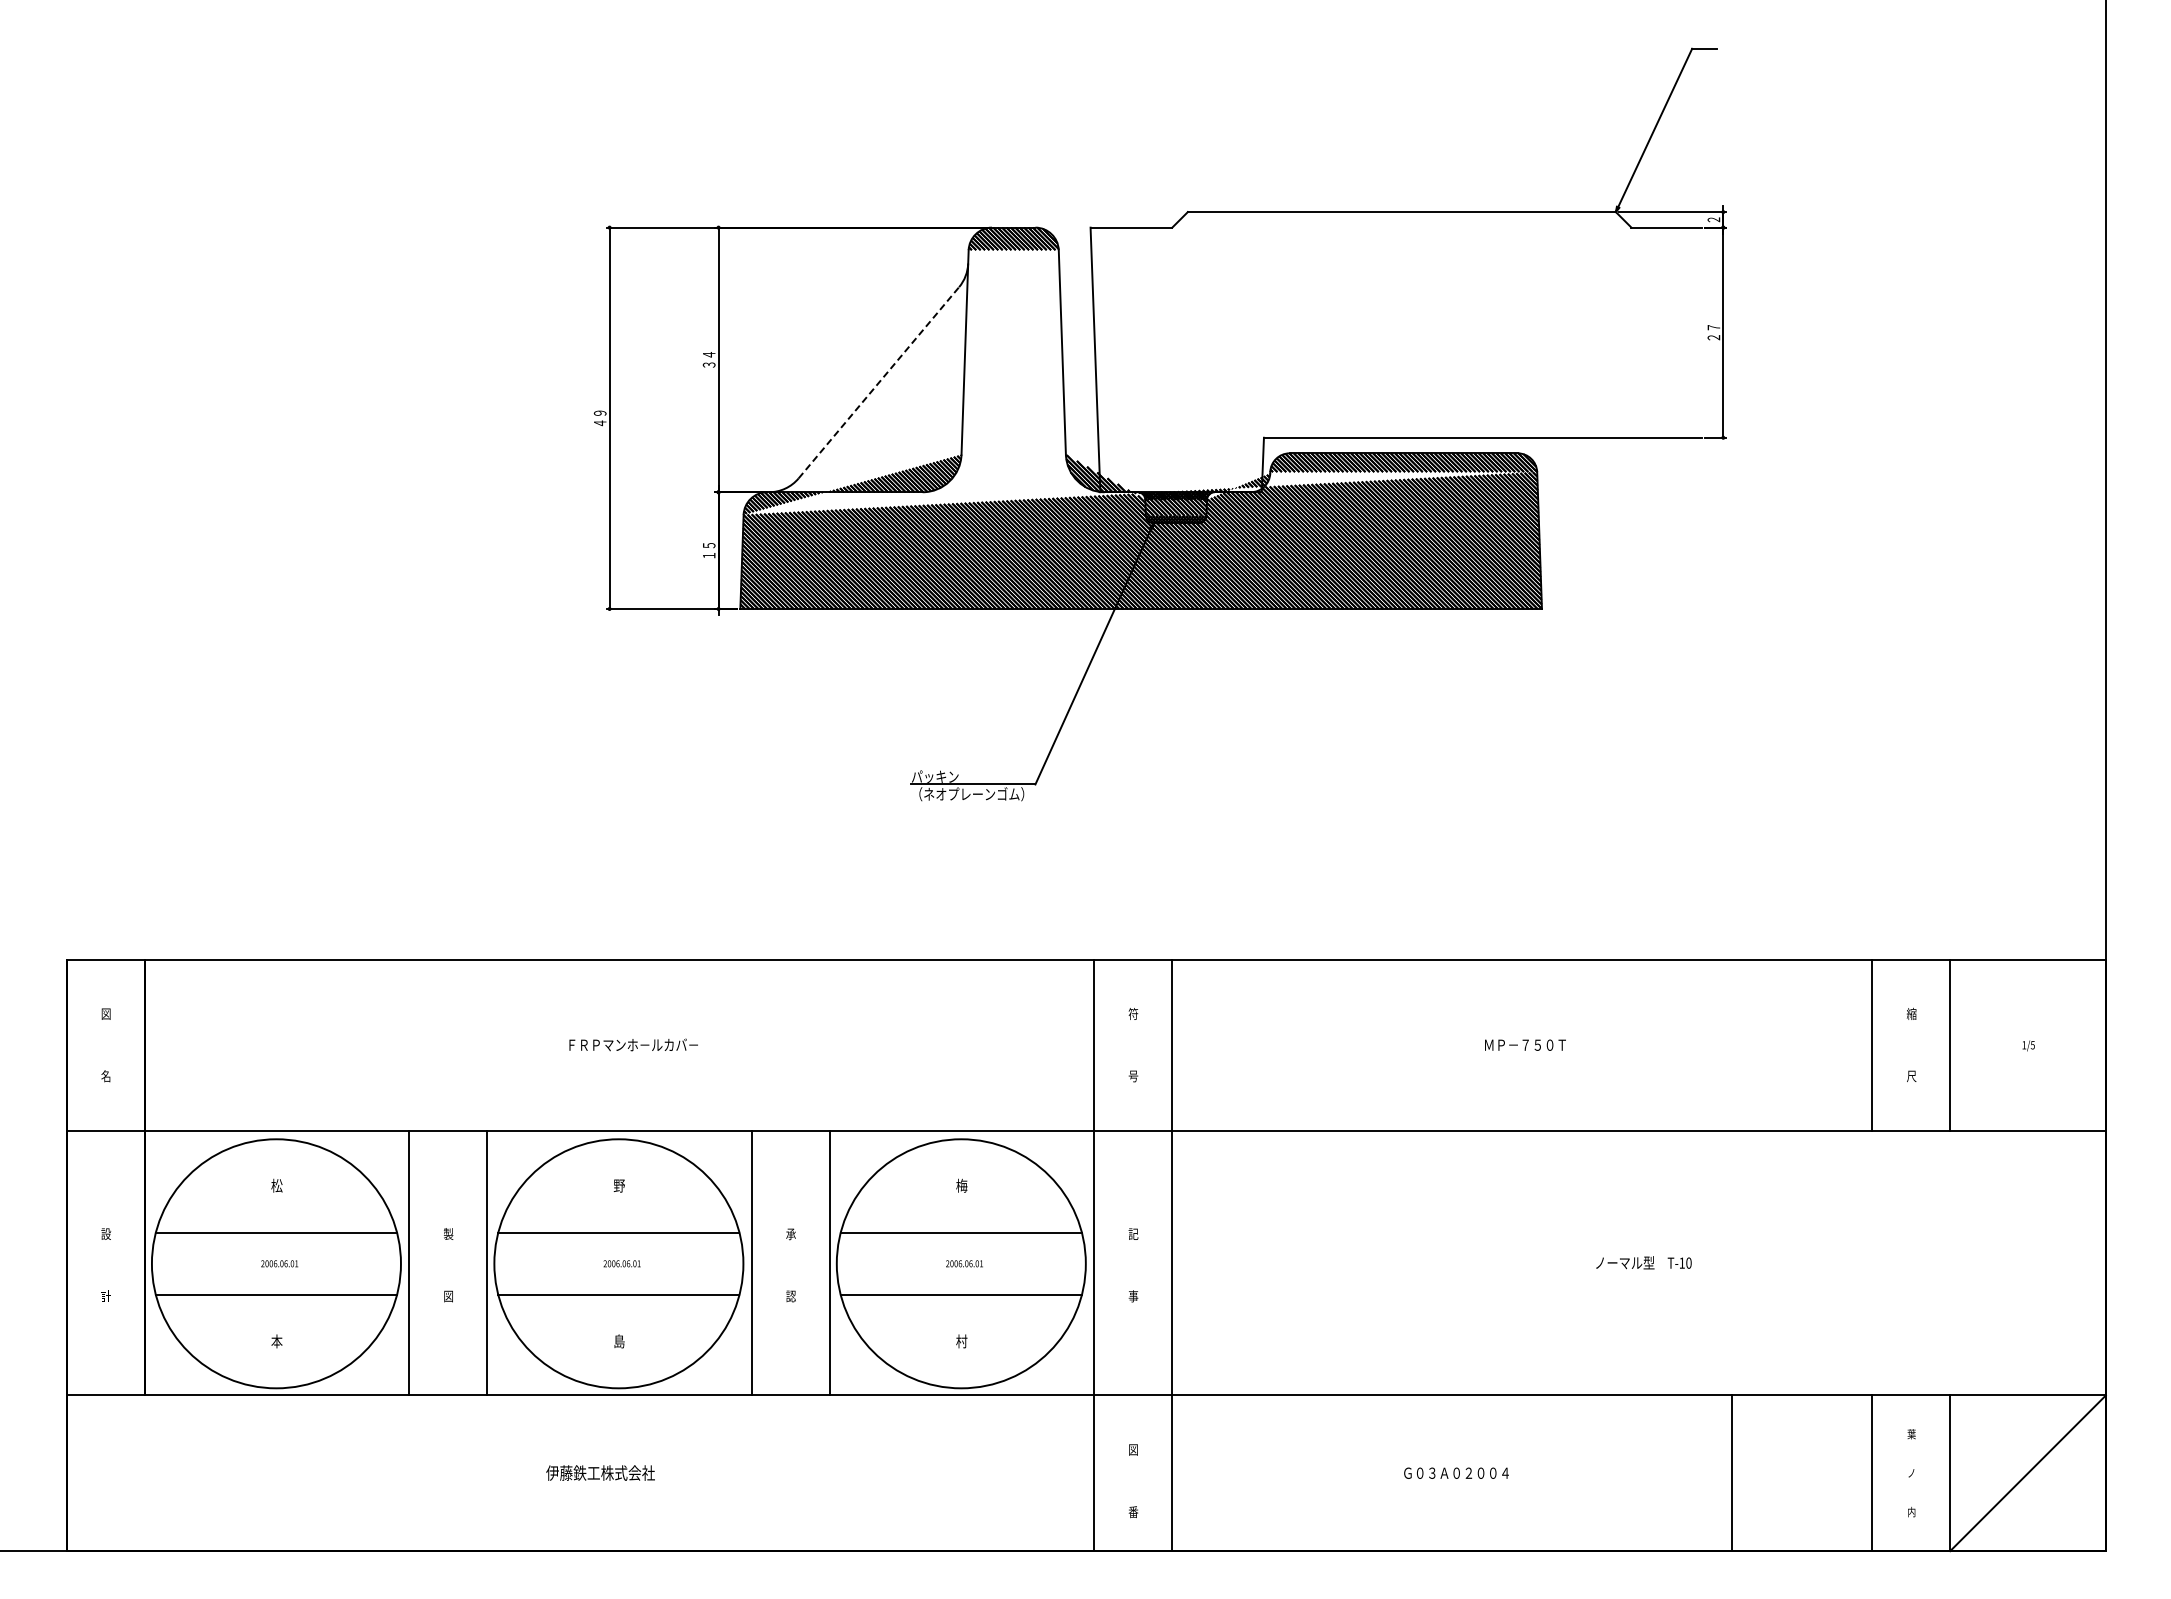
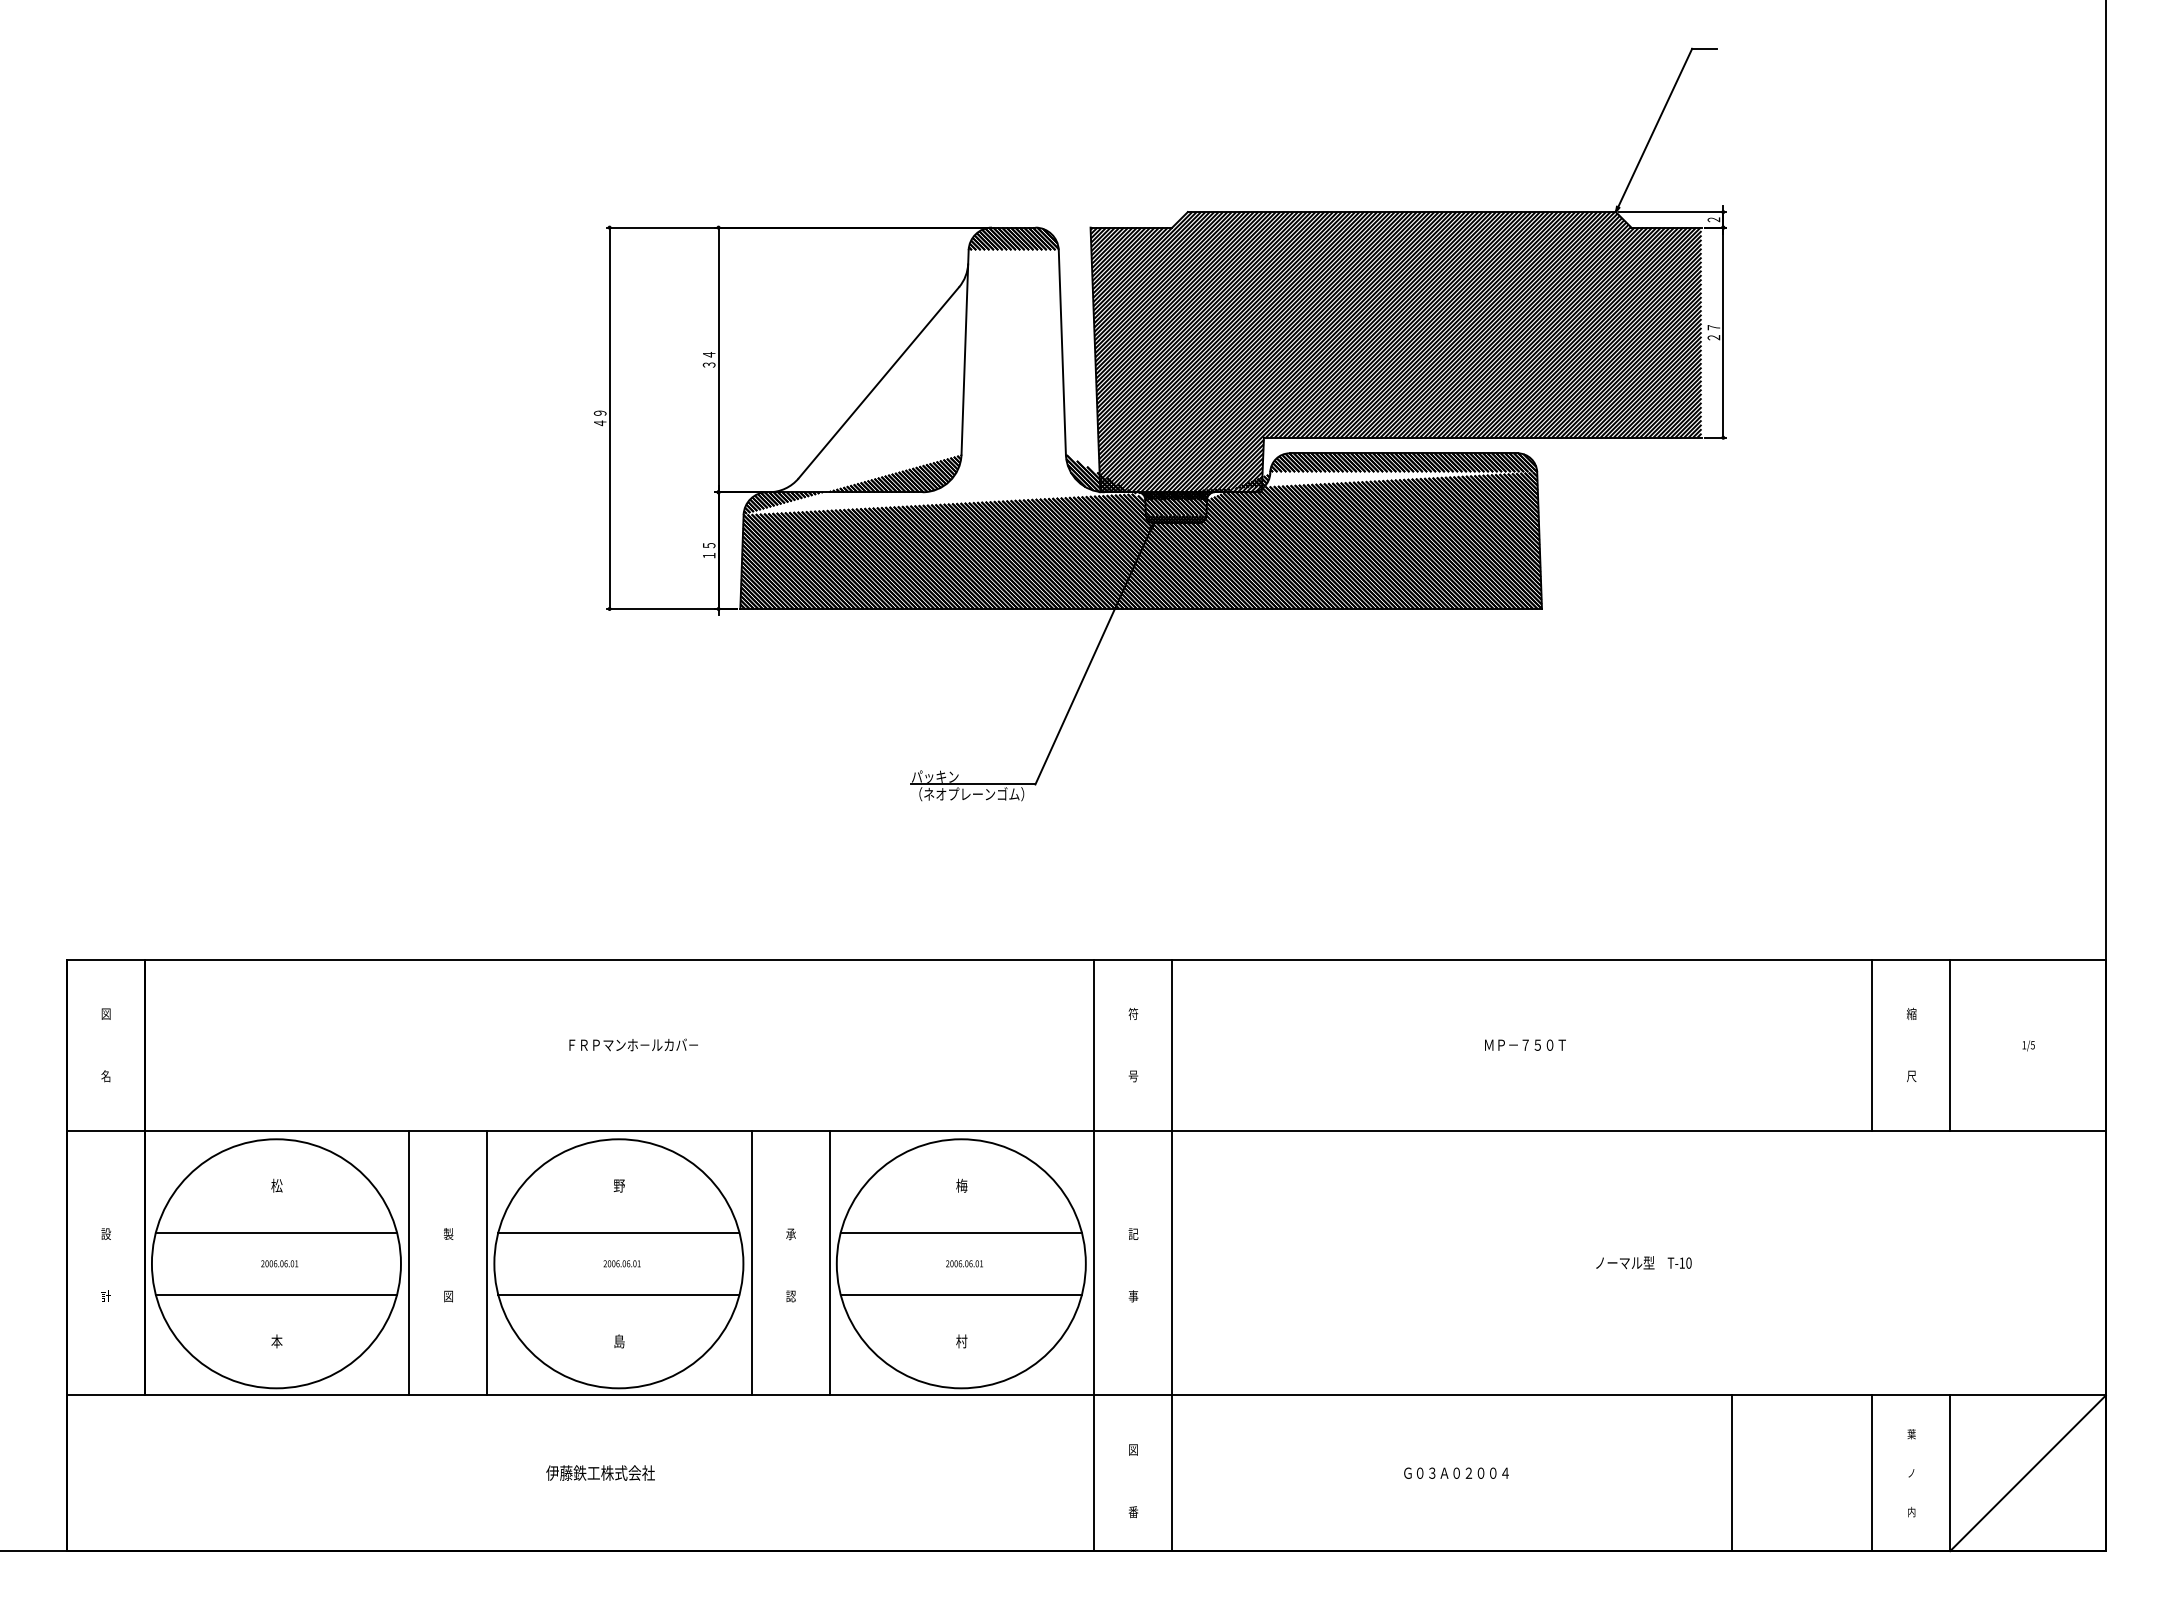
hatch: none -> present (1395, 352)
line: dashed -> solid (878, 382)
